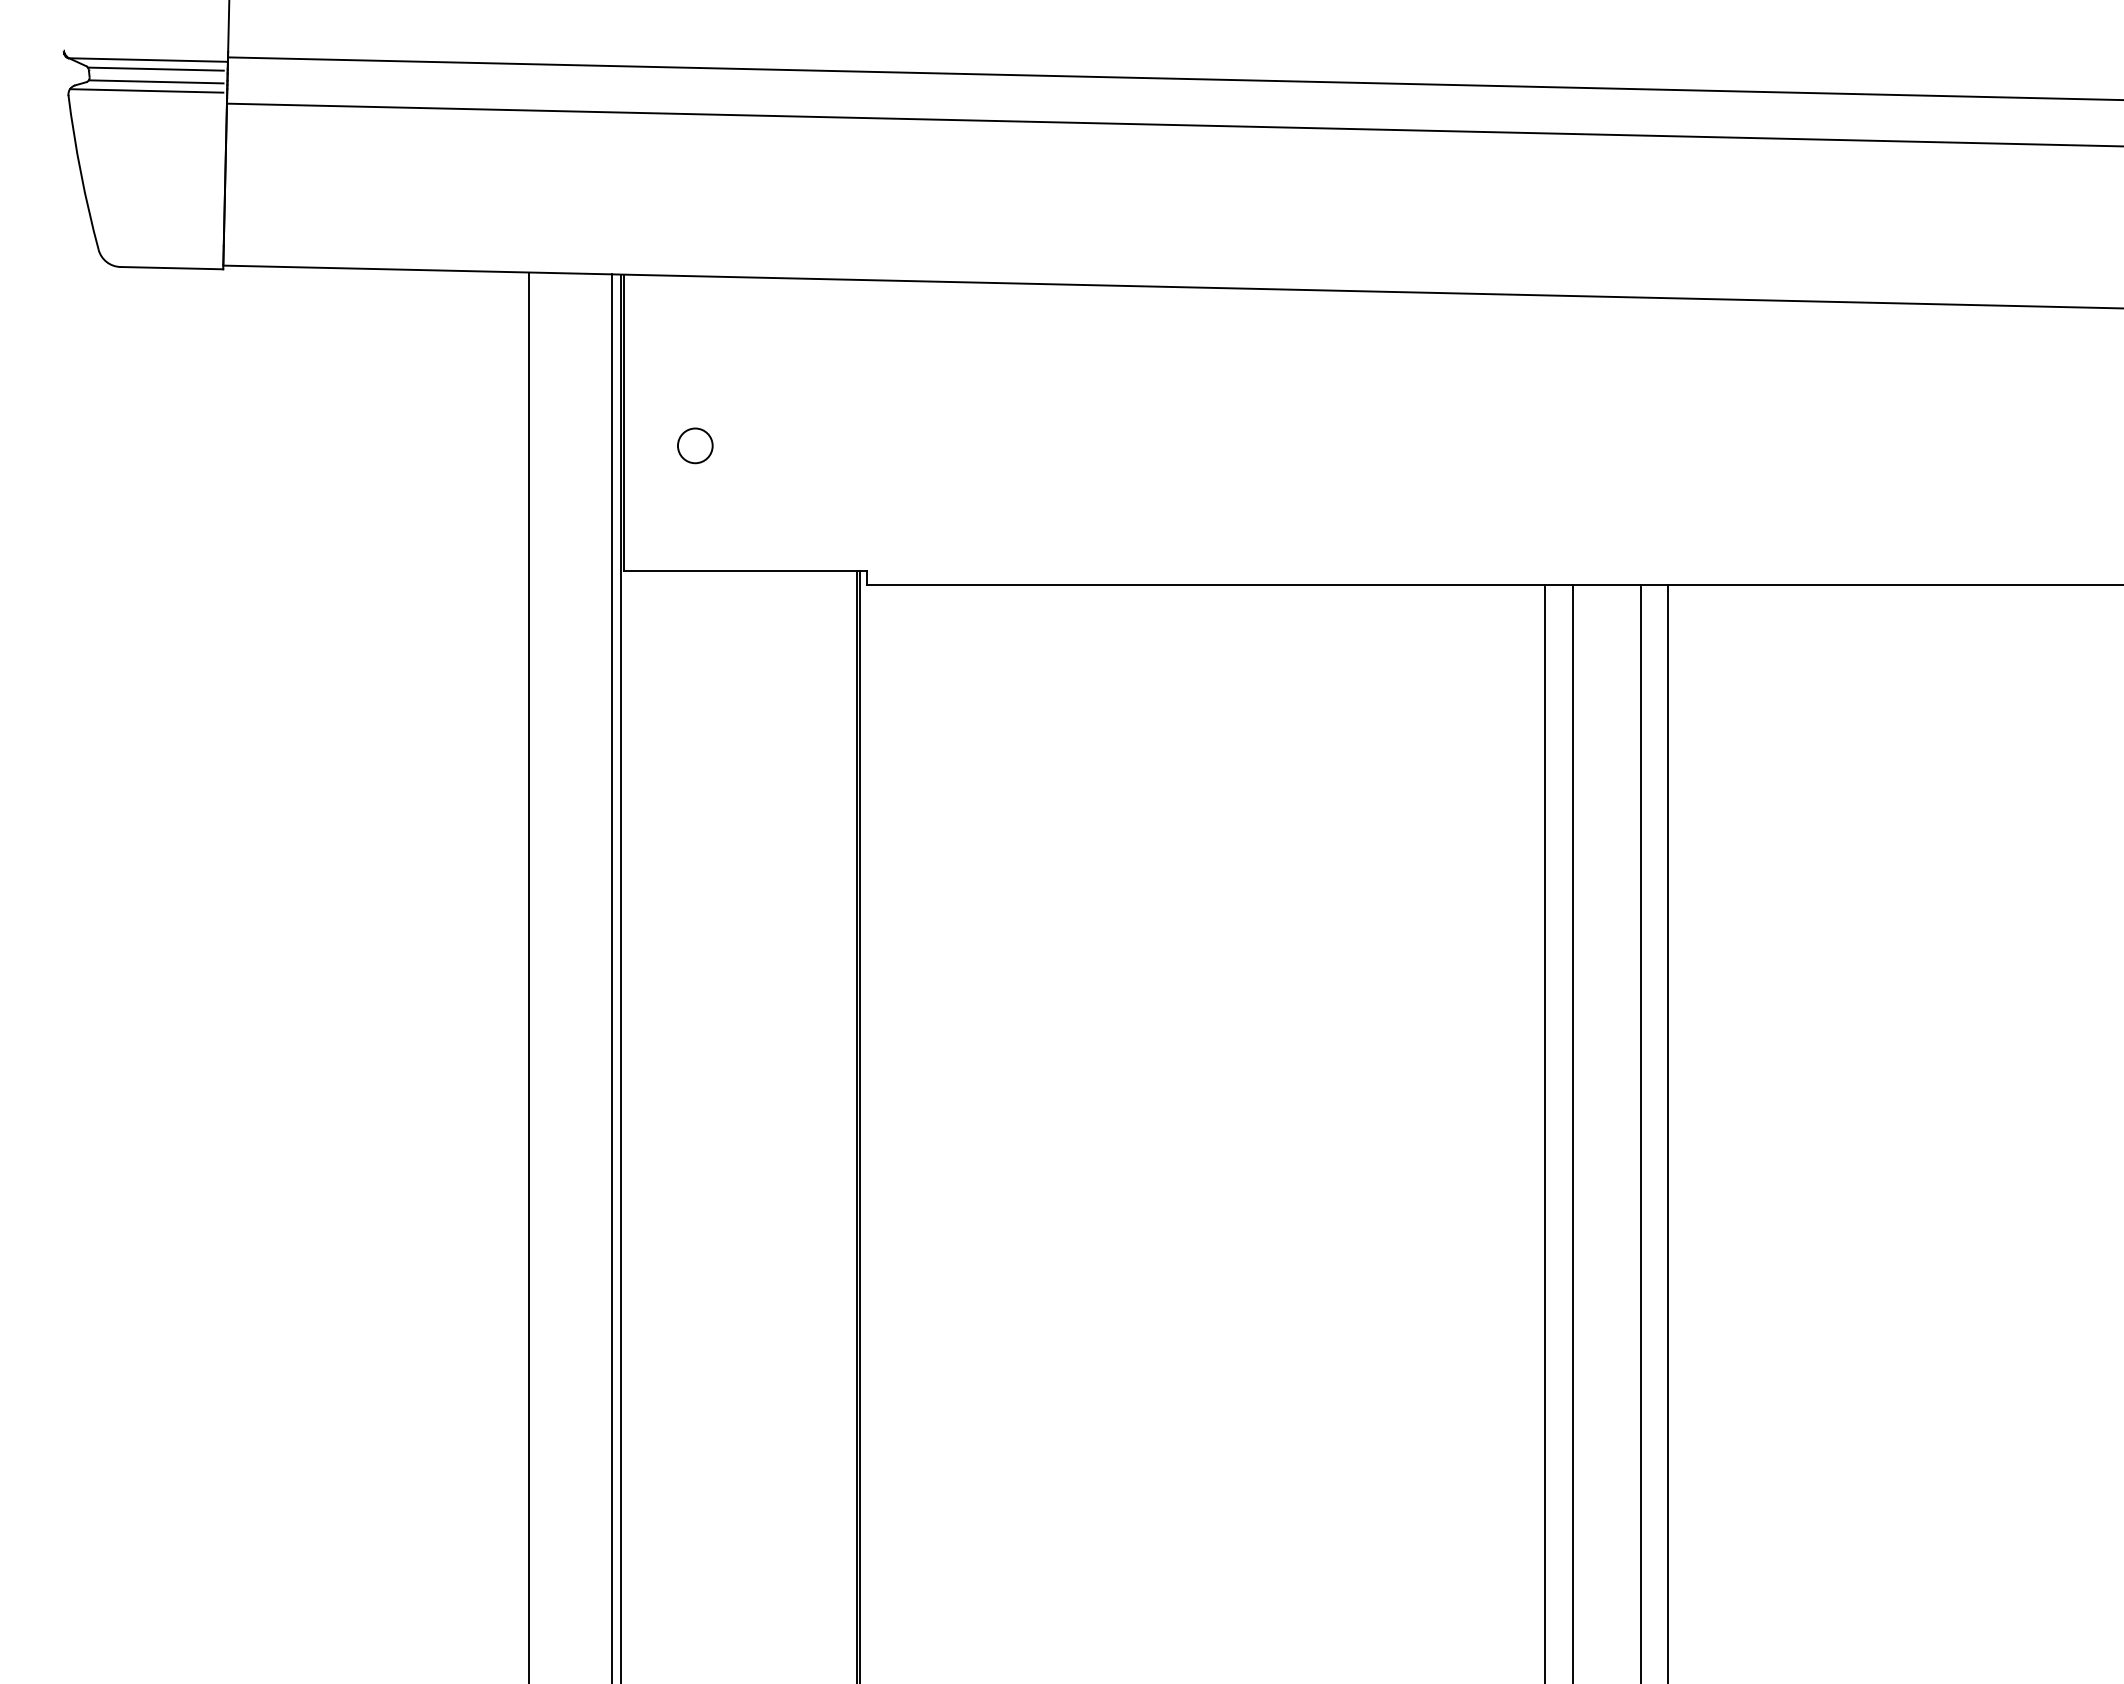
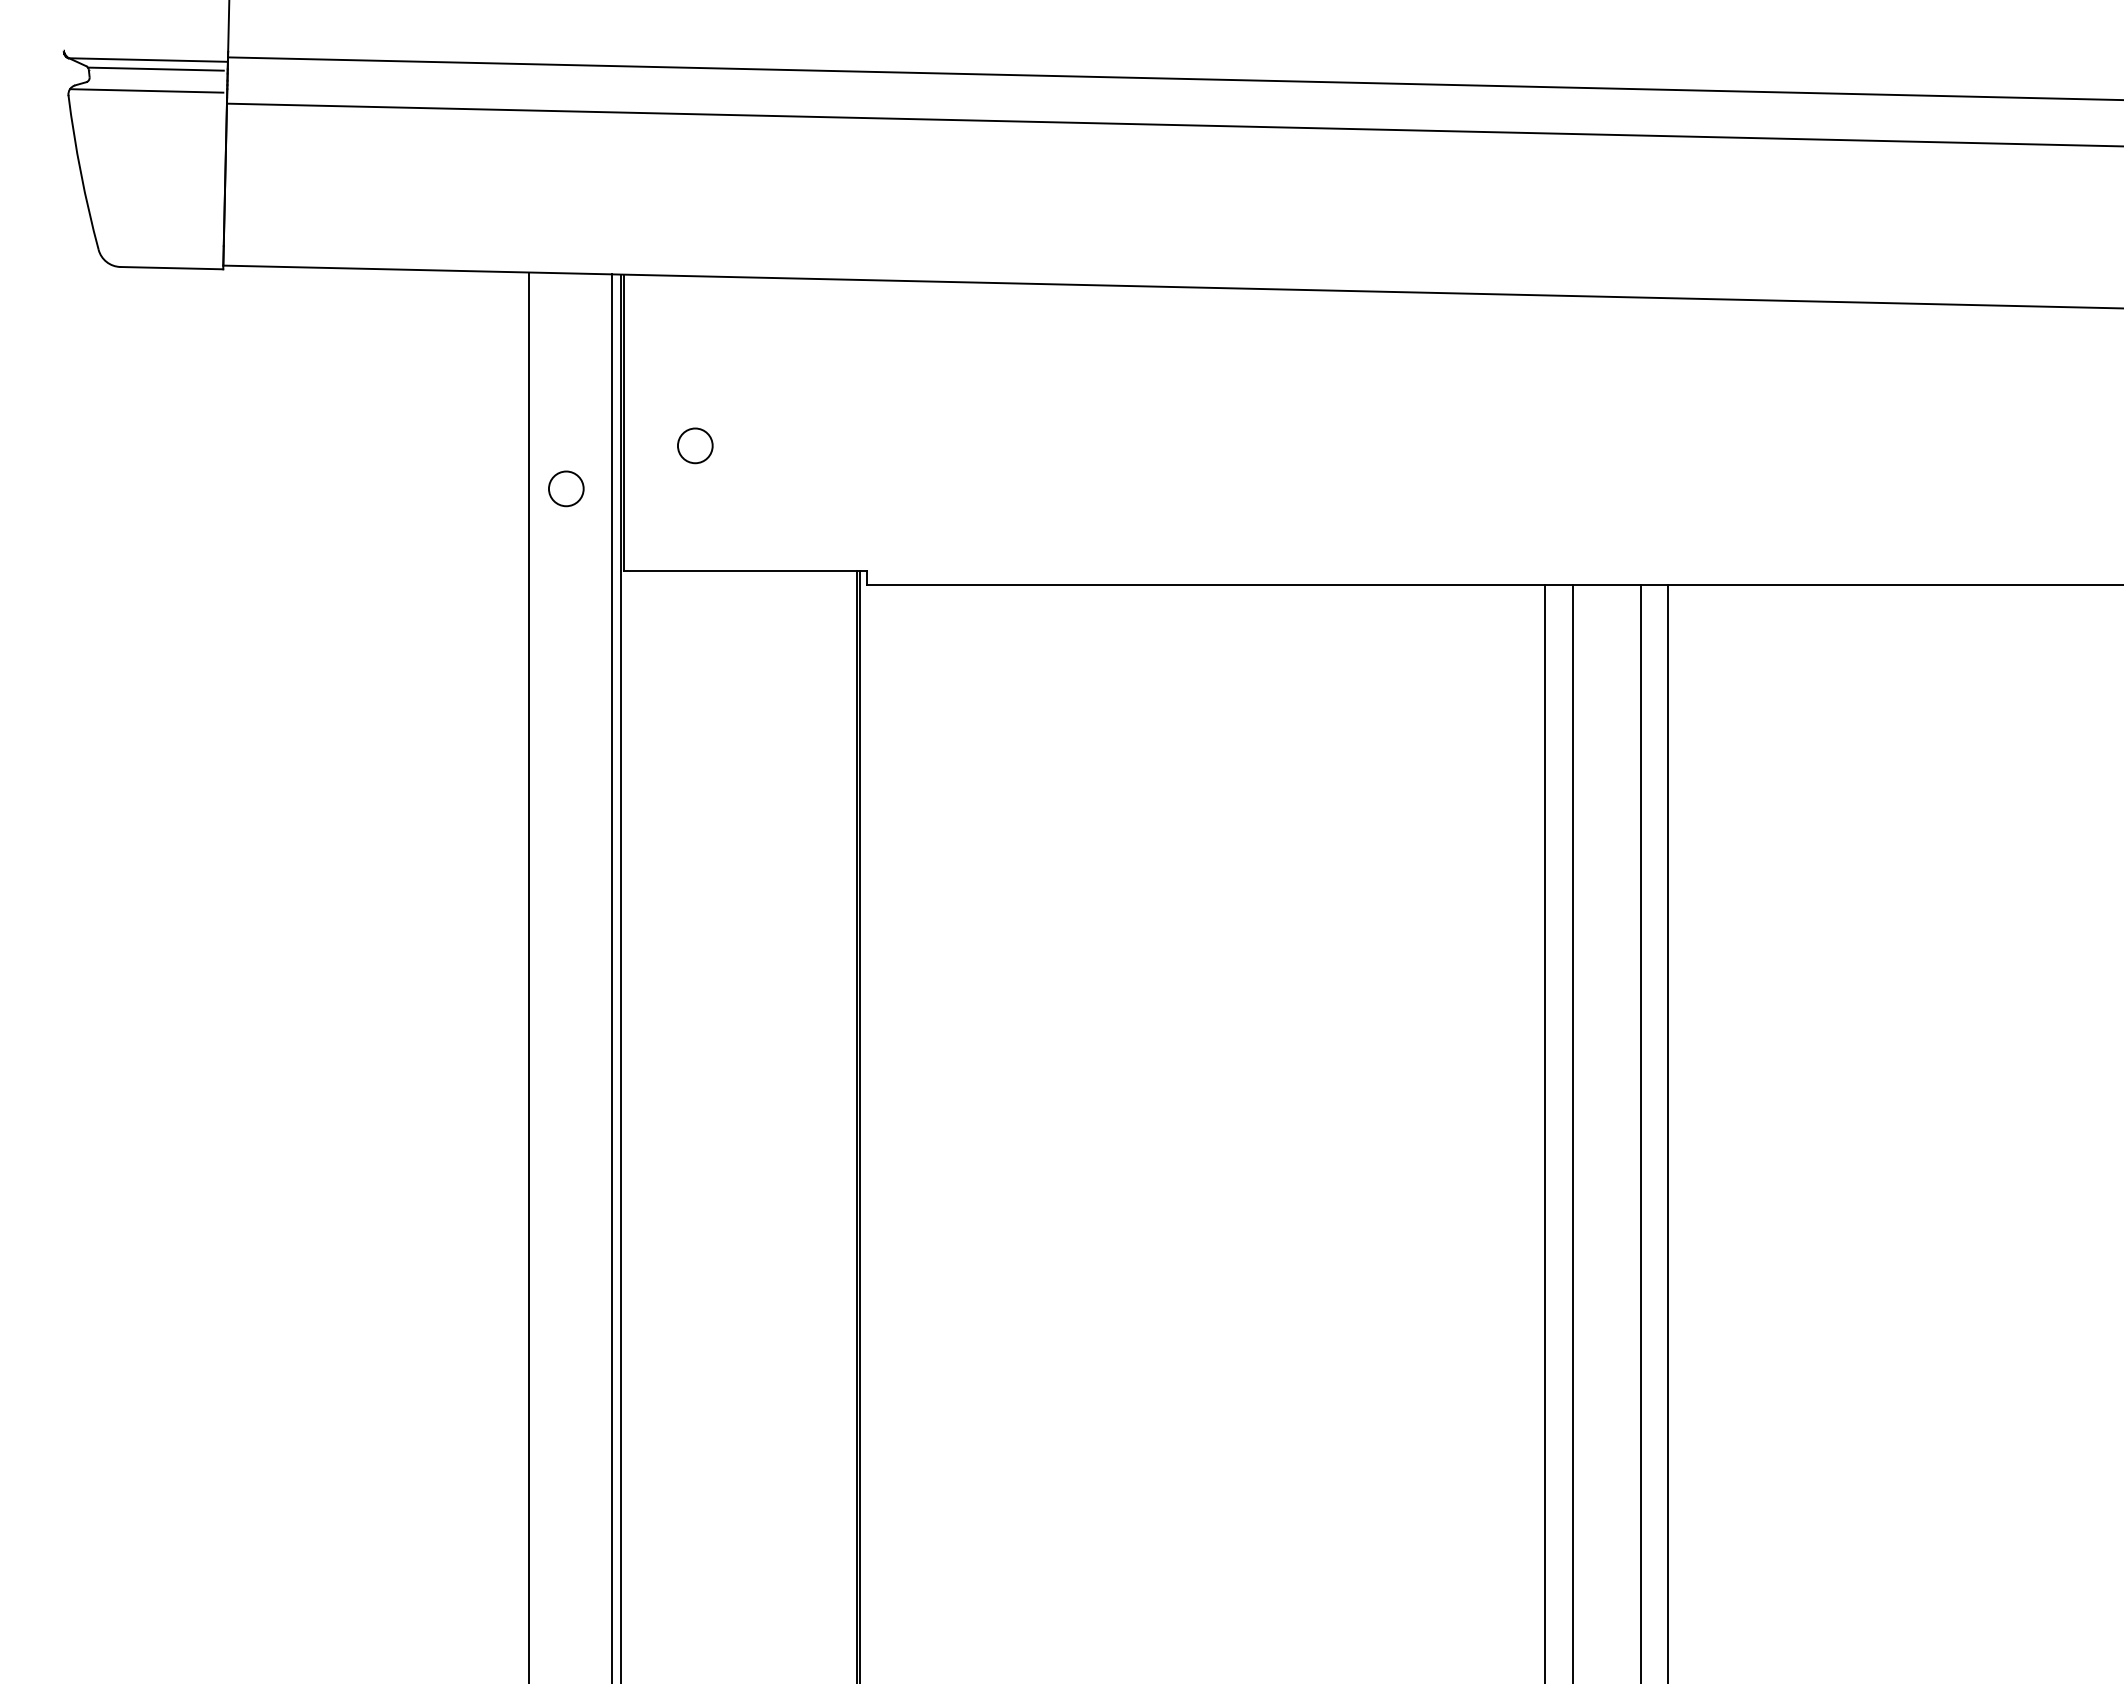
line: present -> none (155, 81)
circle: none -> present (566, 488)
